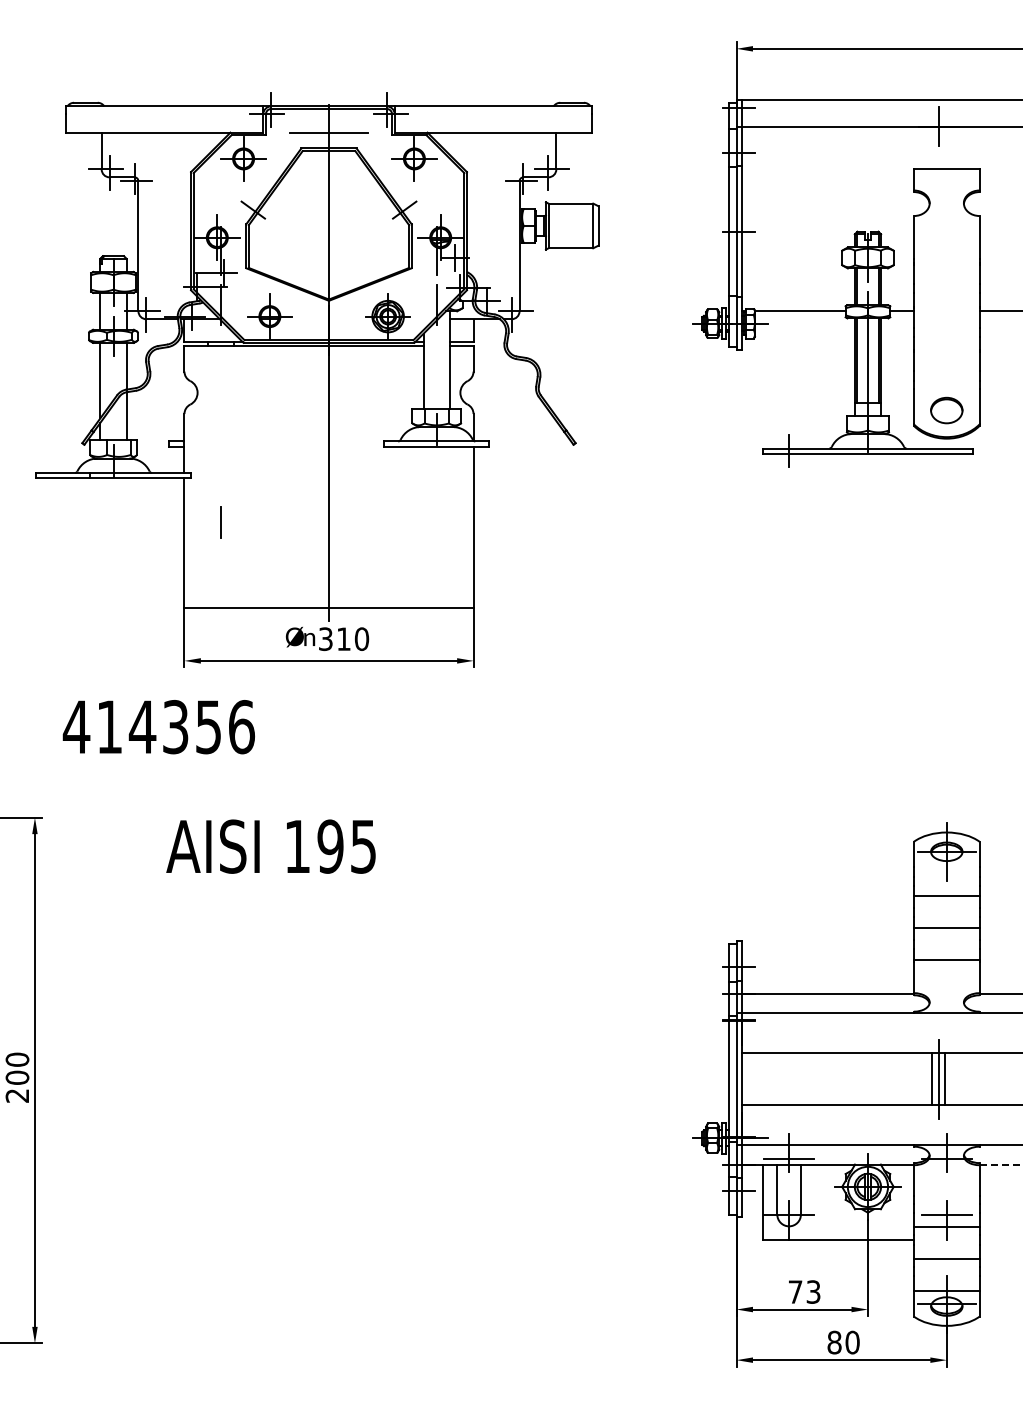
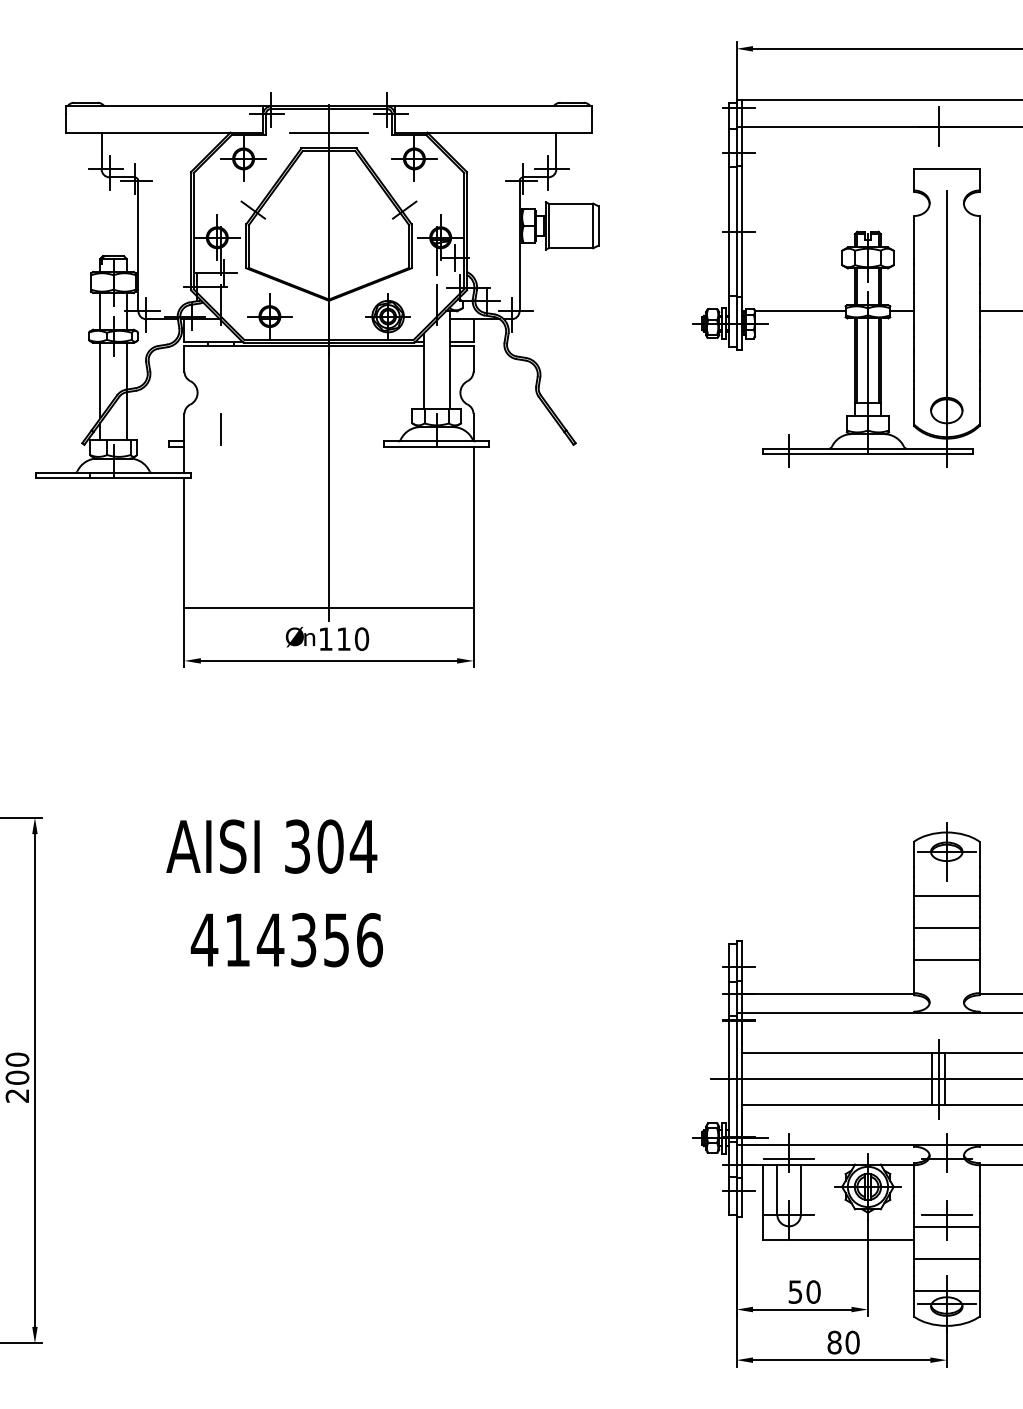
line: none -> present (946, 328)
line position: (220, 522) -> (220, 429) (220, 429)
text: 310 -> 110 (325, 639)
text position: (158, 727) -> (286, 940) (286, 940)
text: 195 -> 304 (331, 846)
line: none -> present (864, 1079)
line: dashed -> solid (1001, 1164)
text: 73 -> 50 (804, 1291)
